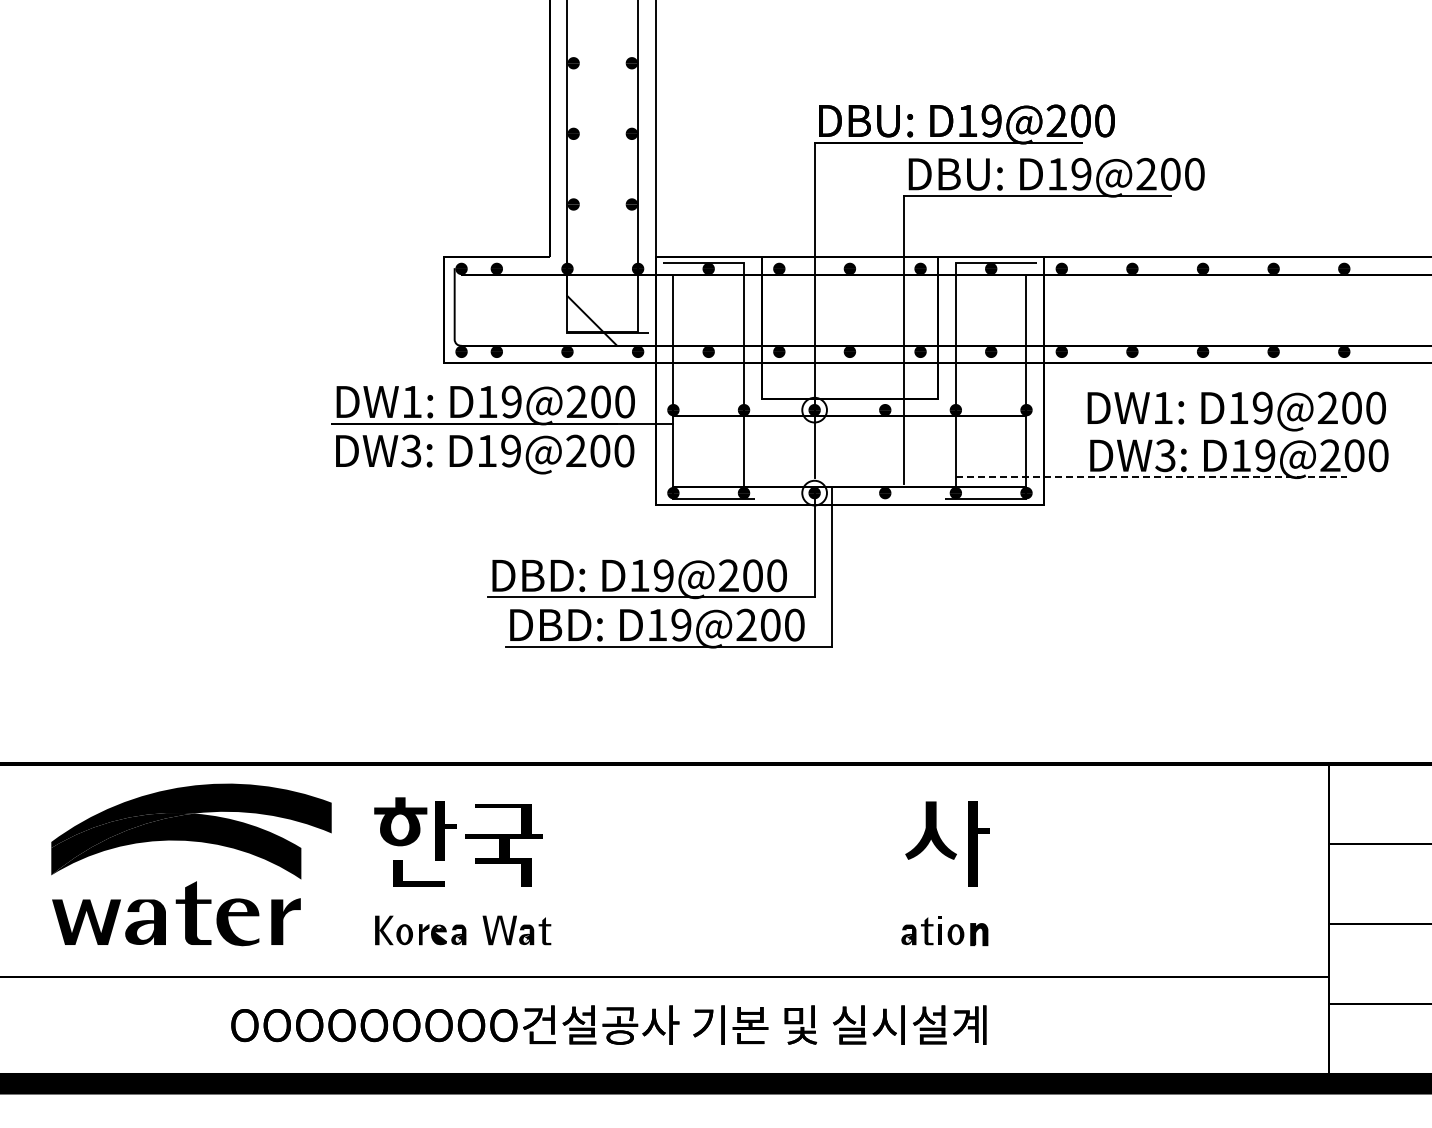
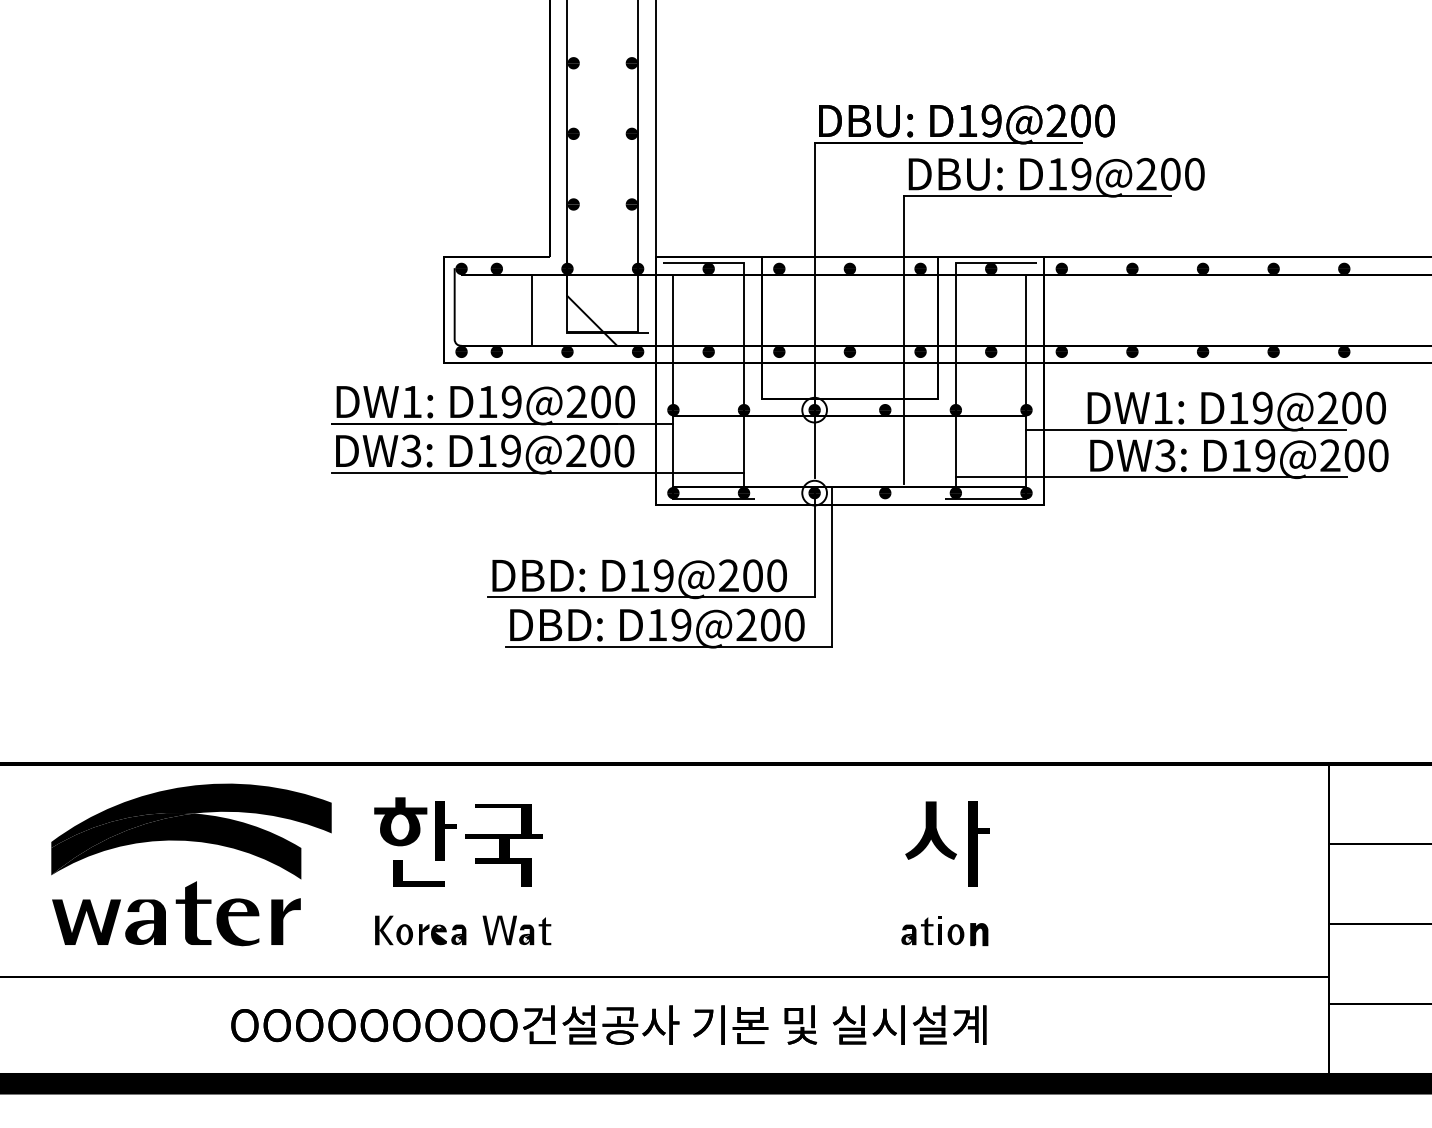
line: none -> present (532, 310)
line: none -> present (1185, 429)
line: none -> present (537, 472)
line: dashed -> solid (1151, 477)
